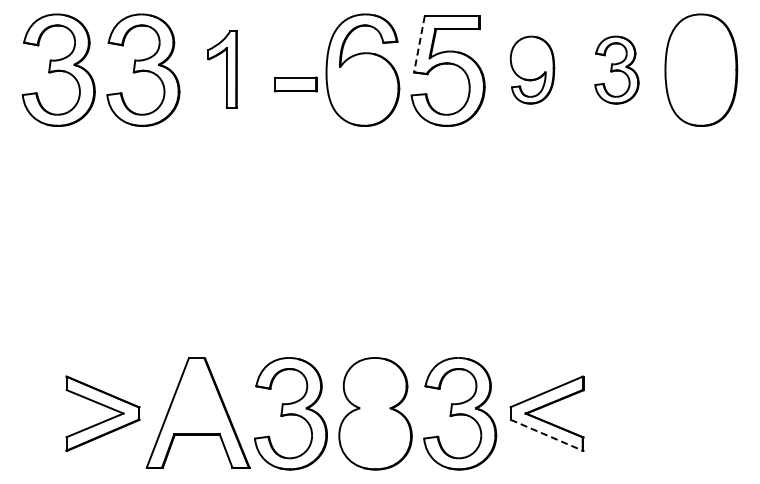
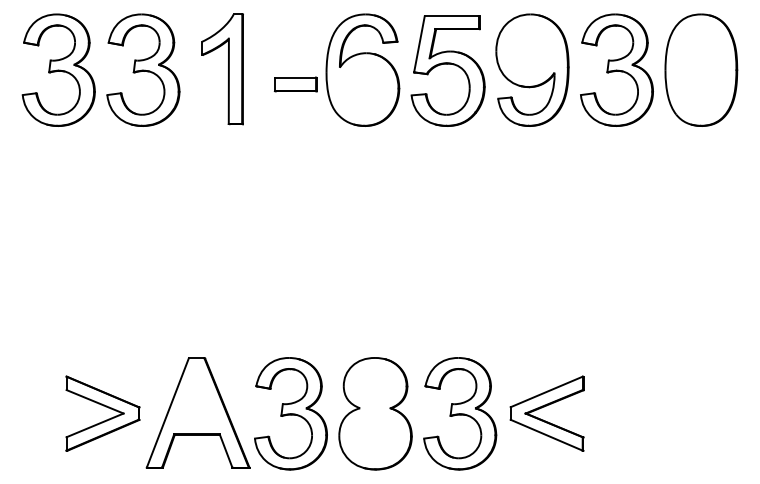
line: dashed -> solid (419, 44)
part size: 31x79 px -> 43x113 px (222, 69)
part size: 47x70 px -> 75x114 px (532, 69)
part size: 46x70 px -> 74x114 px (616, 69)
line: dashed -> solid (547, 435)
